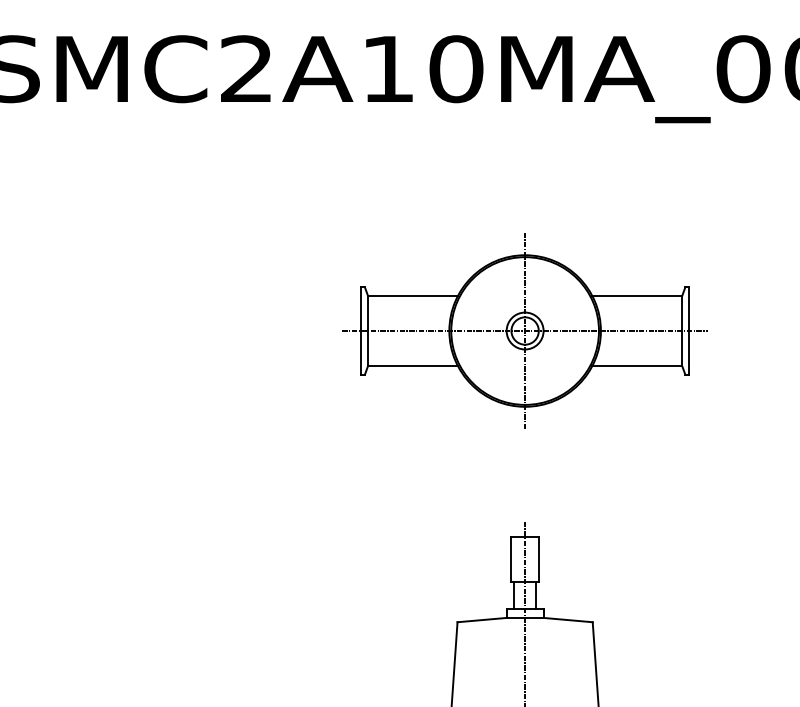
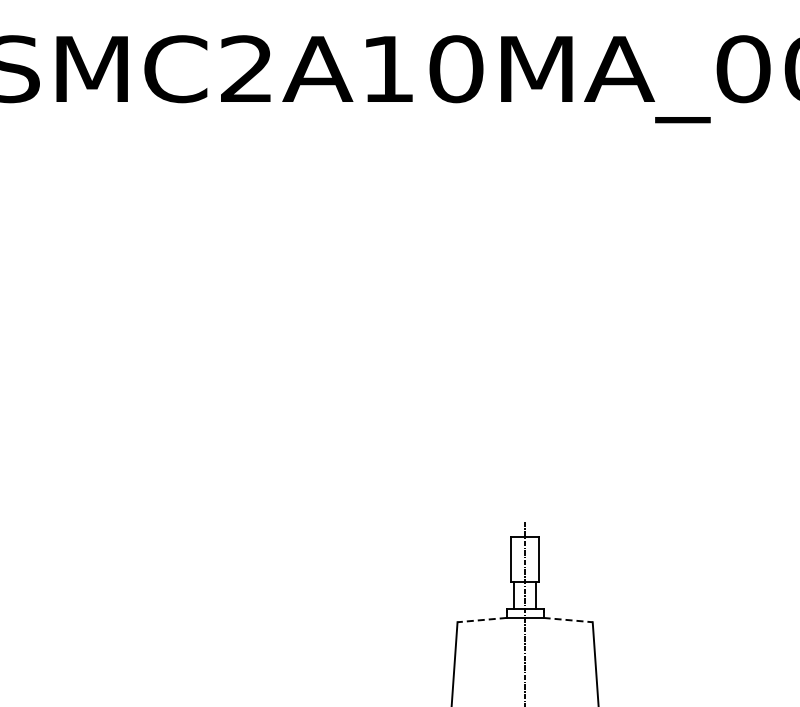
part: present -> none (524, 330)
line: solid -> dashed (482, 620)
line: solid -> dashed (568, 620)
